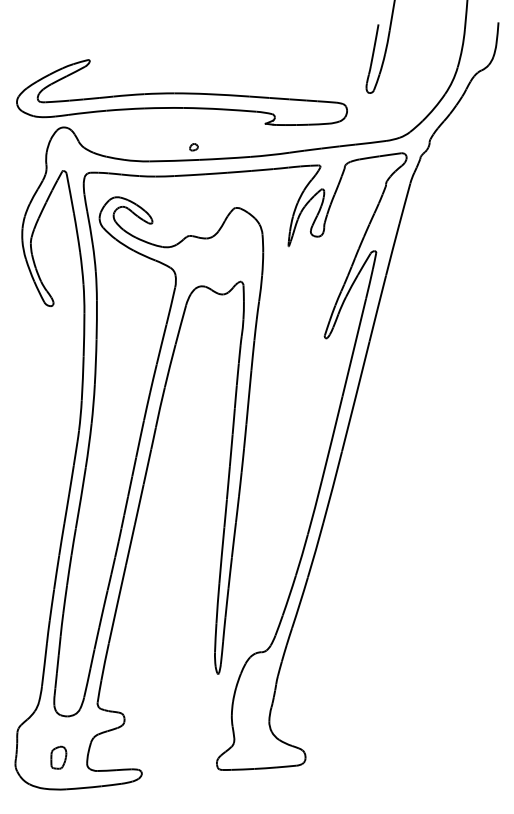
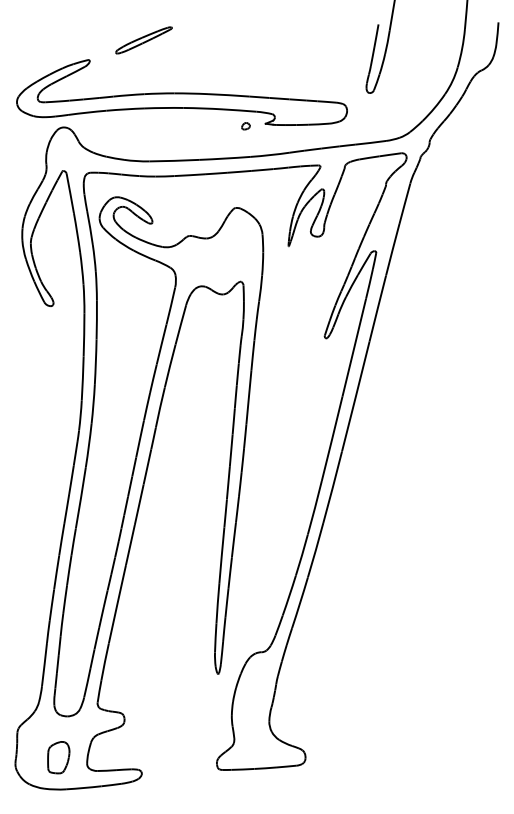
part: none -> present (143, 40)
part position: (193, 147) -> (245, 126) (245, 126)
part size: 18x25 px -> 24x34 px (58, 757)
